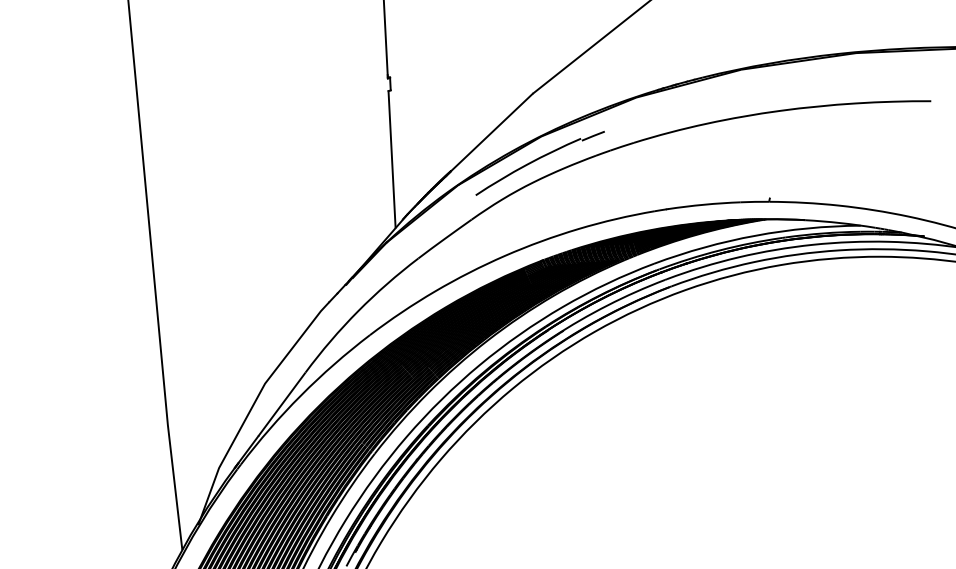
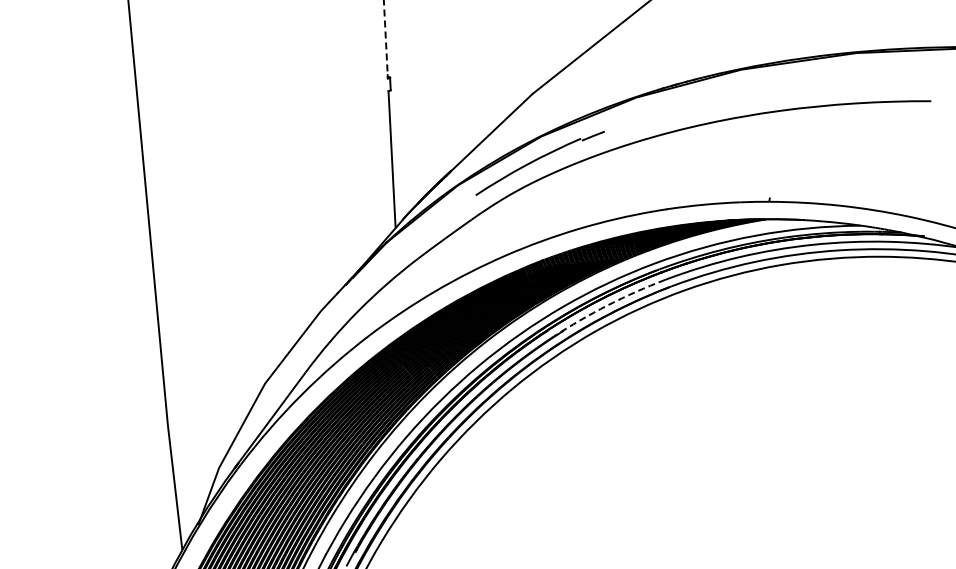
line: solid -> dashed (385, 38)
arc: solid -> dashed (607, 305)
